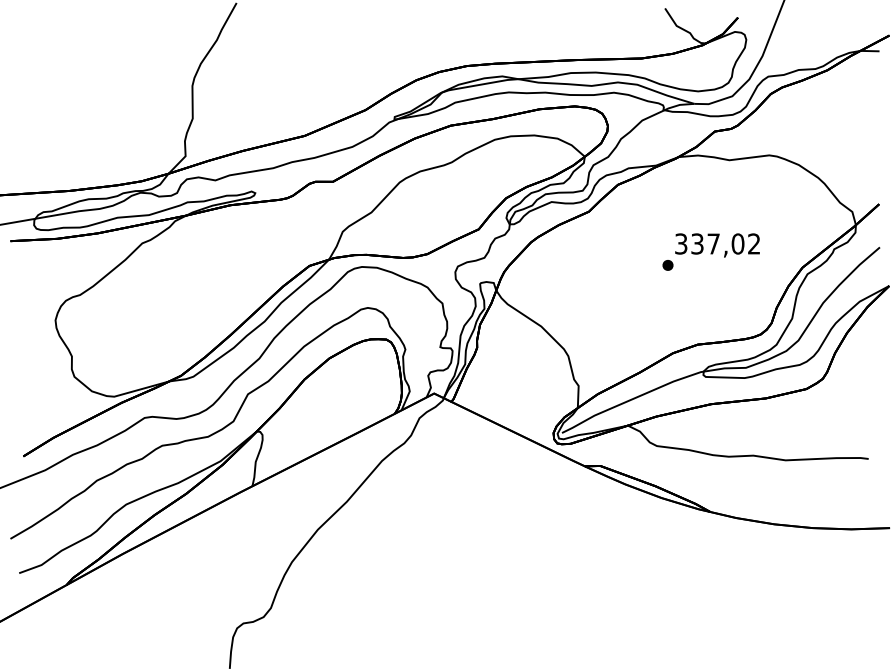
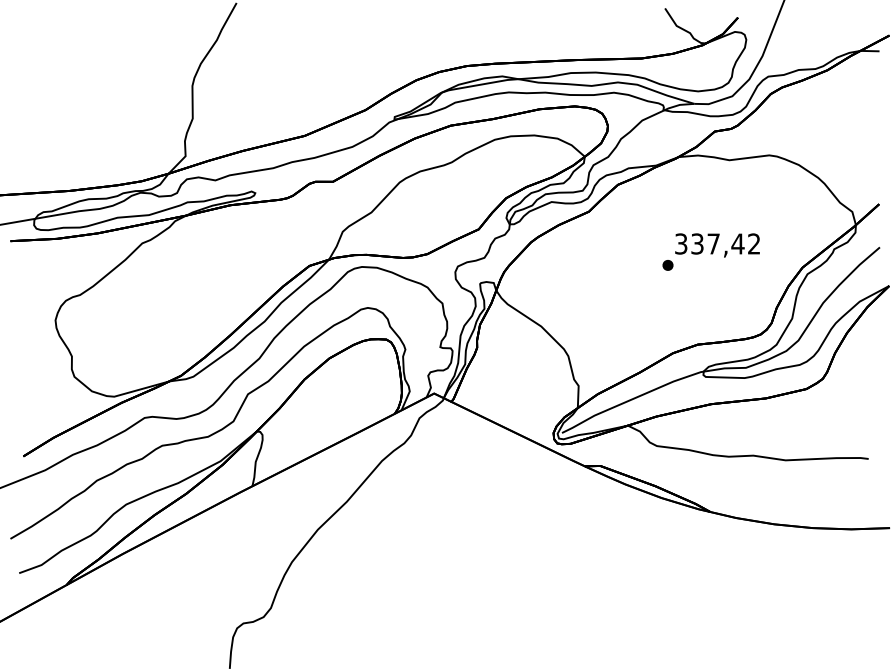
text: 337,02 -> 337,42 (737, 243)
